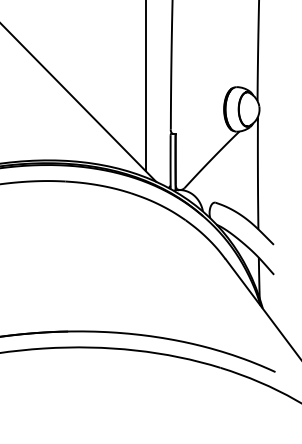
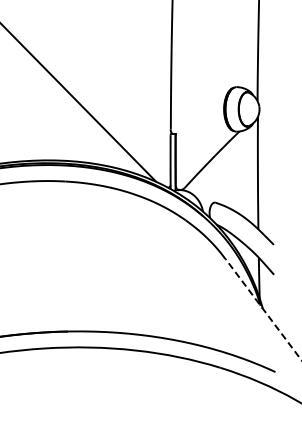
line: present -> none (145, 86)
line: solid -> dashed (263, 309)
